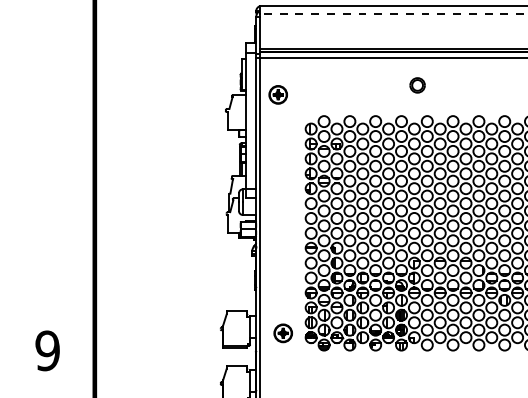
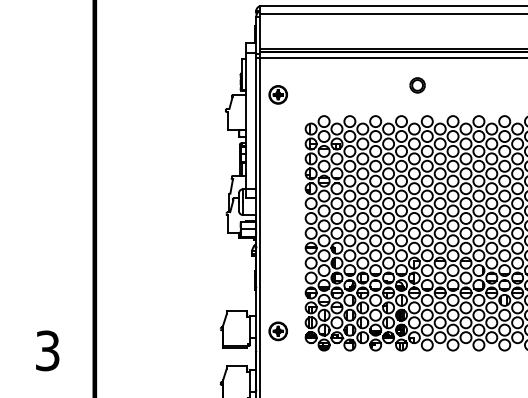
line: dashed -> solid (393, 13)
part position: (282, 333) -> (277, 331) (277, 331)
text: 9 -> 3 (47, 350)
